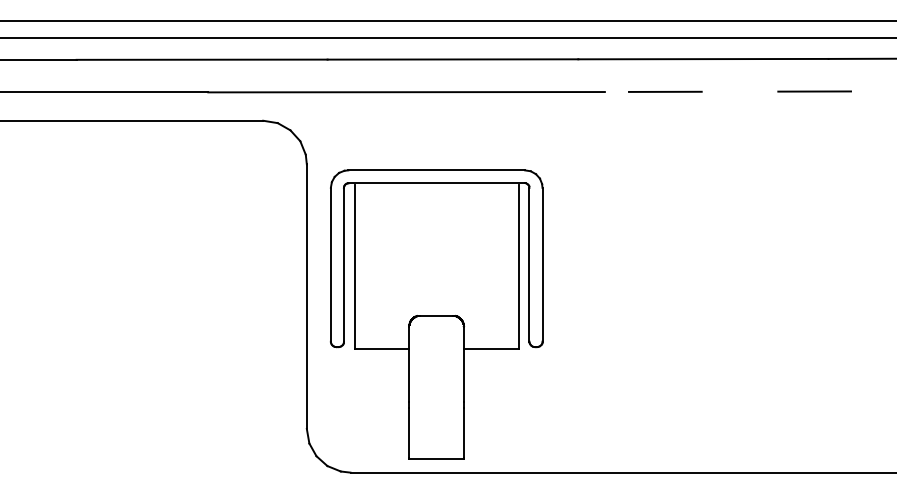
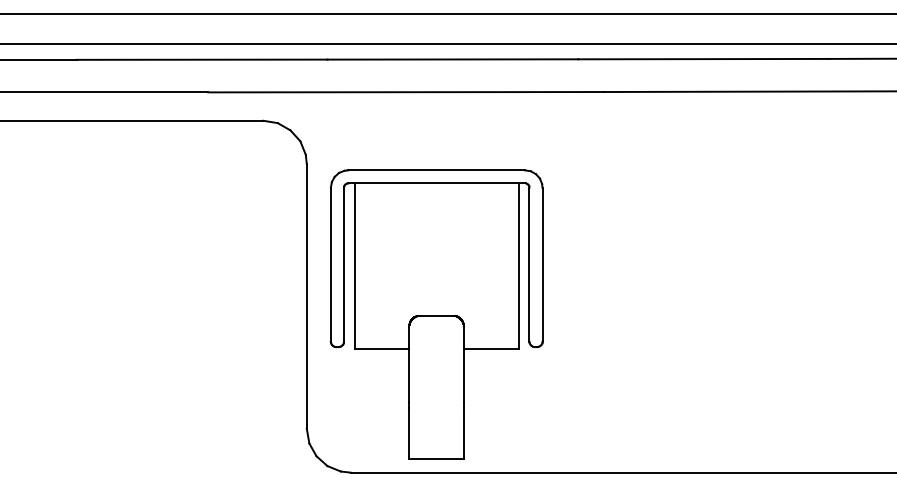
line position: (447, 21) -> (447, 14) (447, 14)
line position: (447, 37) -> (447, 43) (447, 43)
line: dashed -> solid (750, 91)
